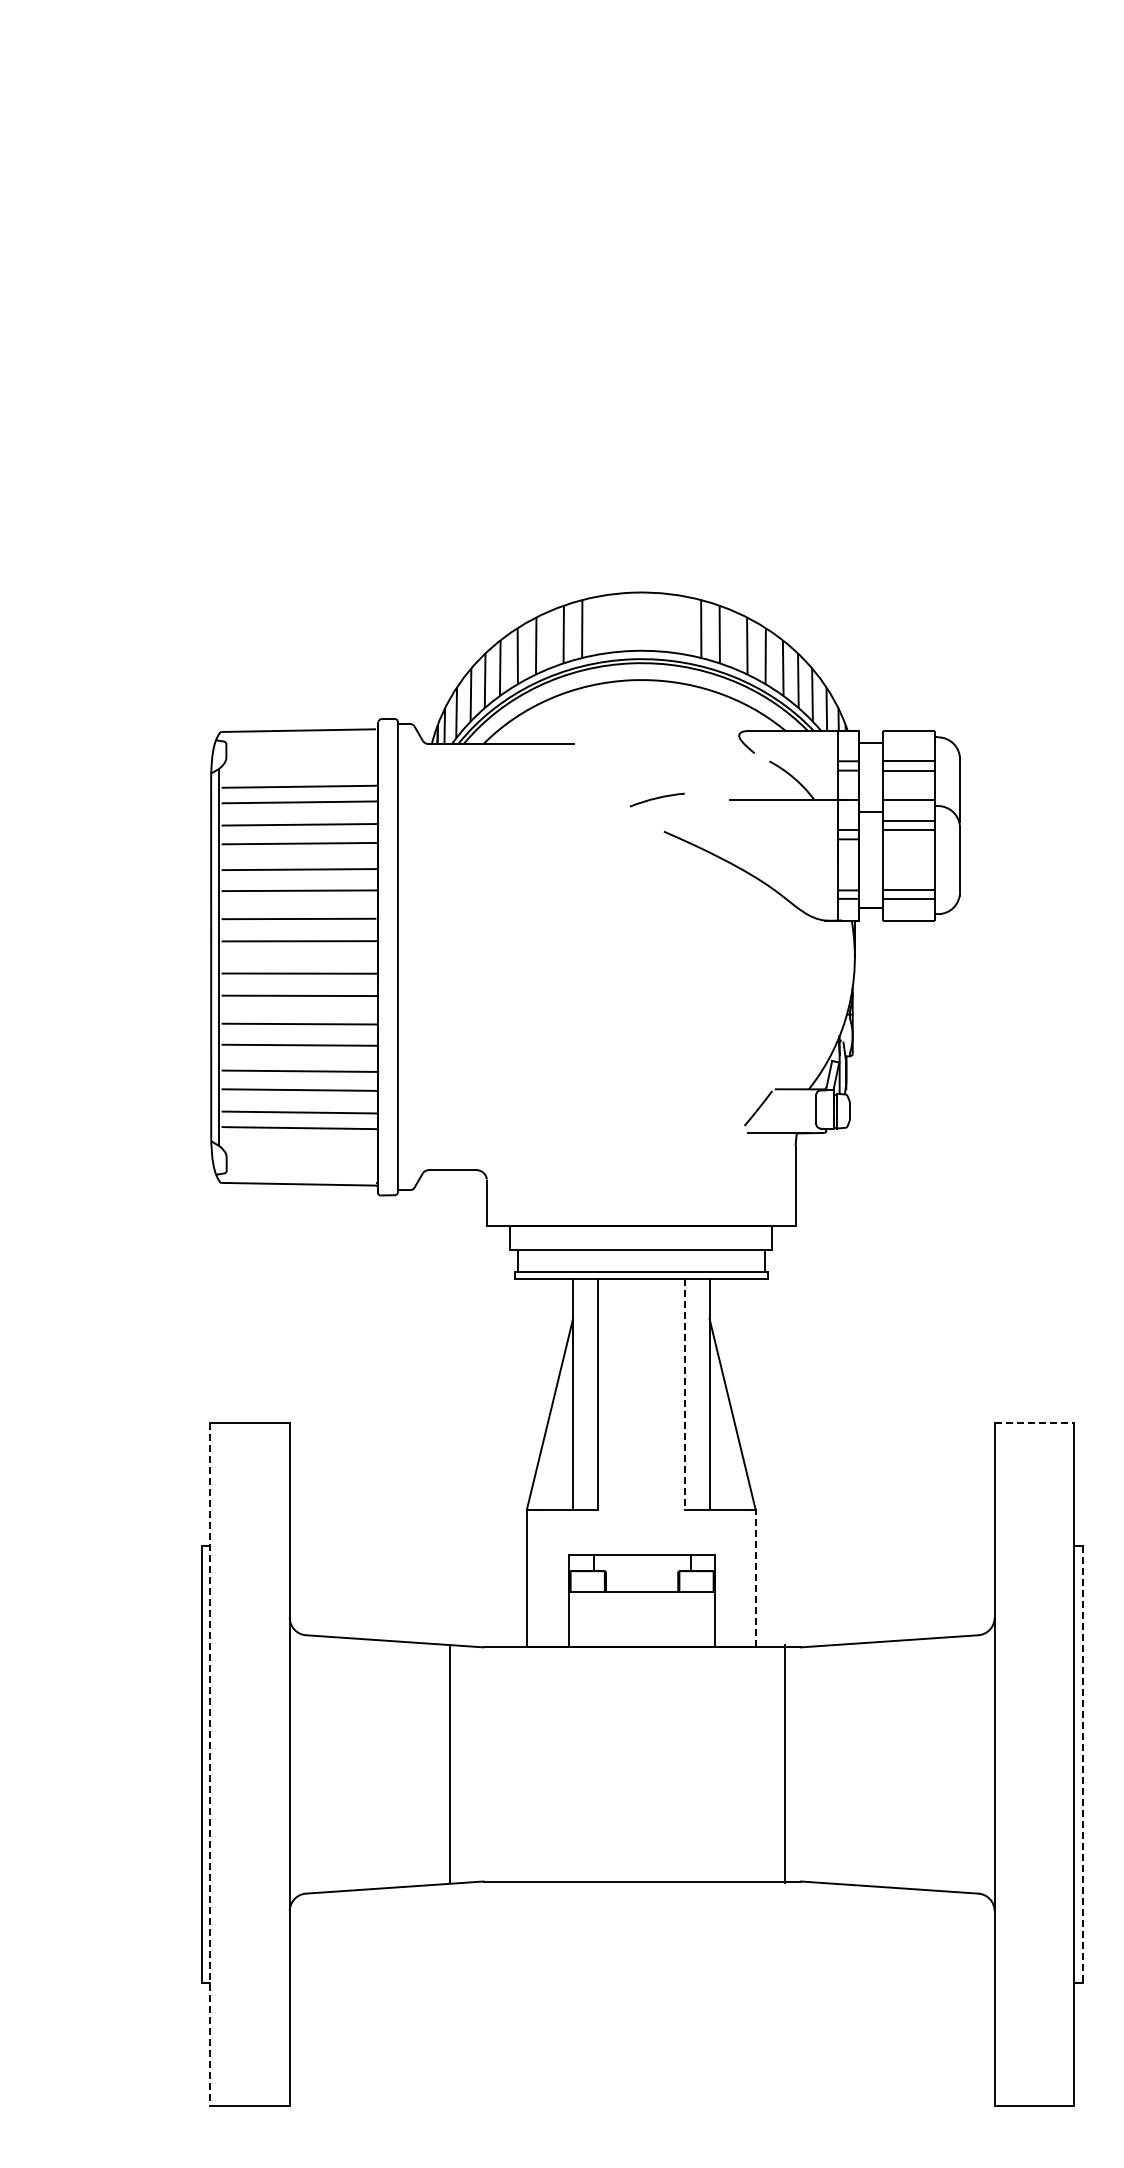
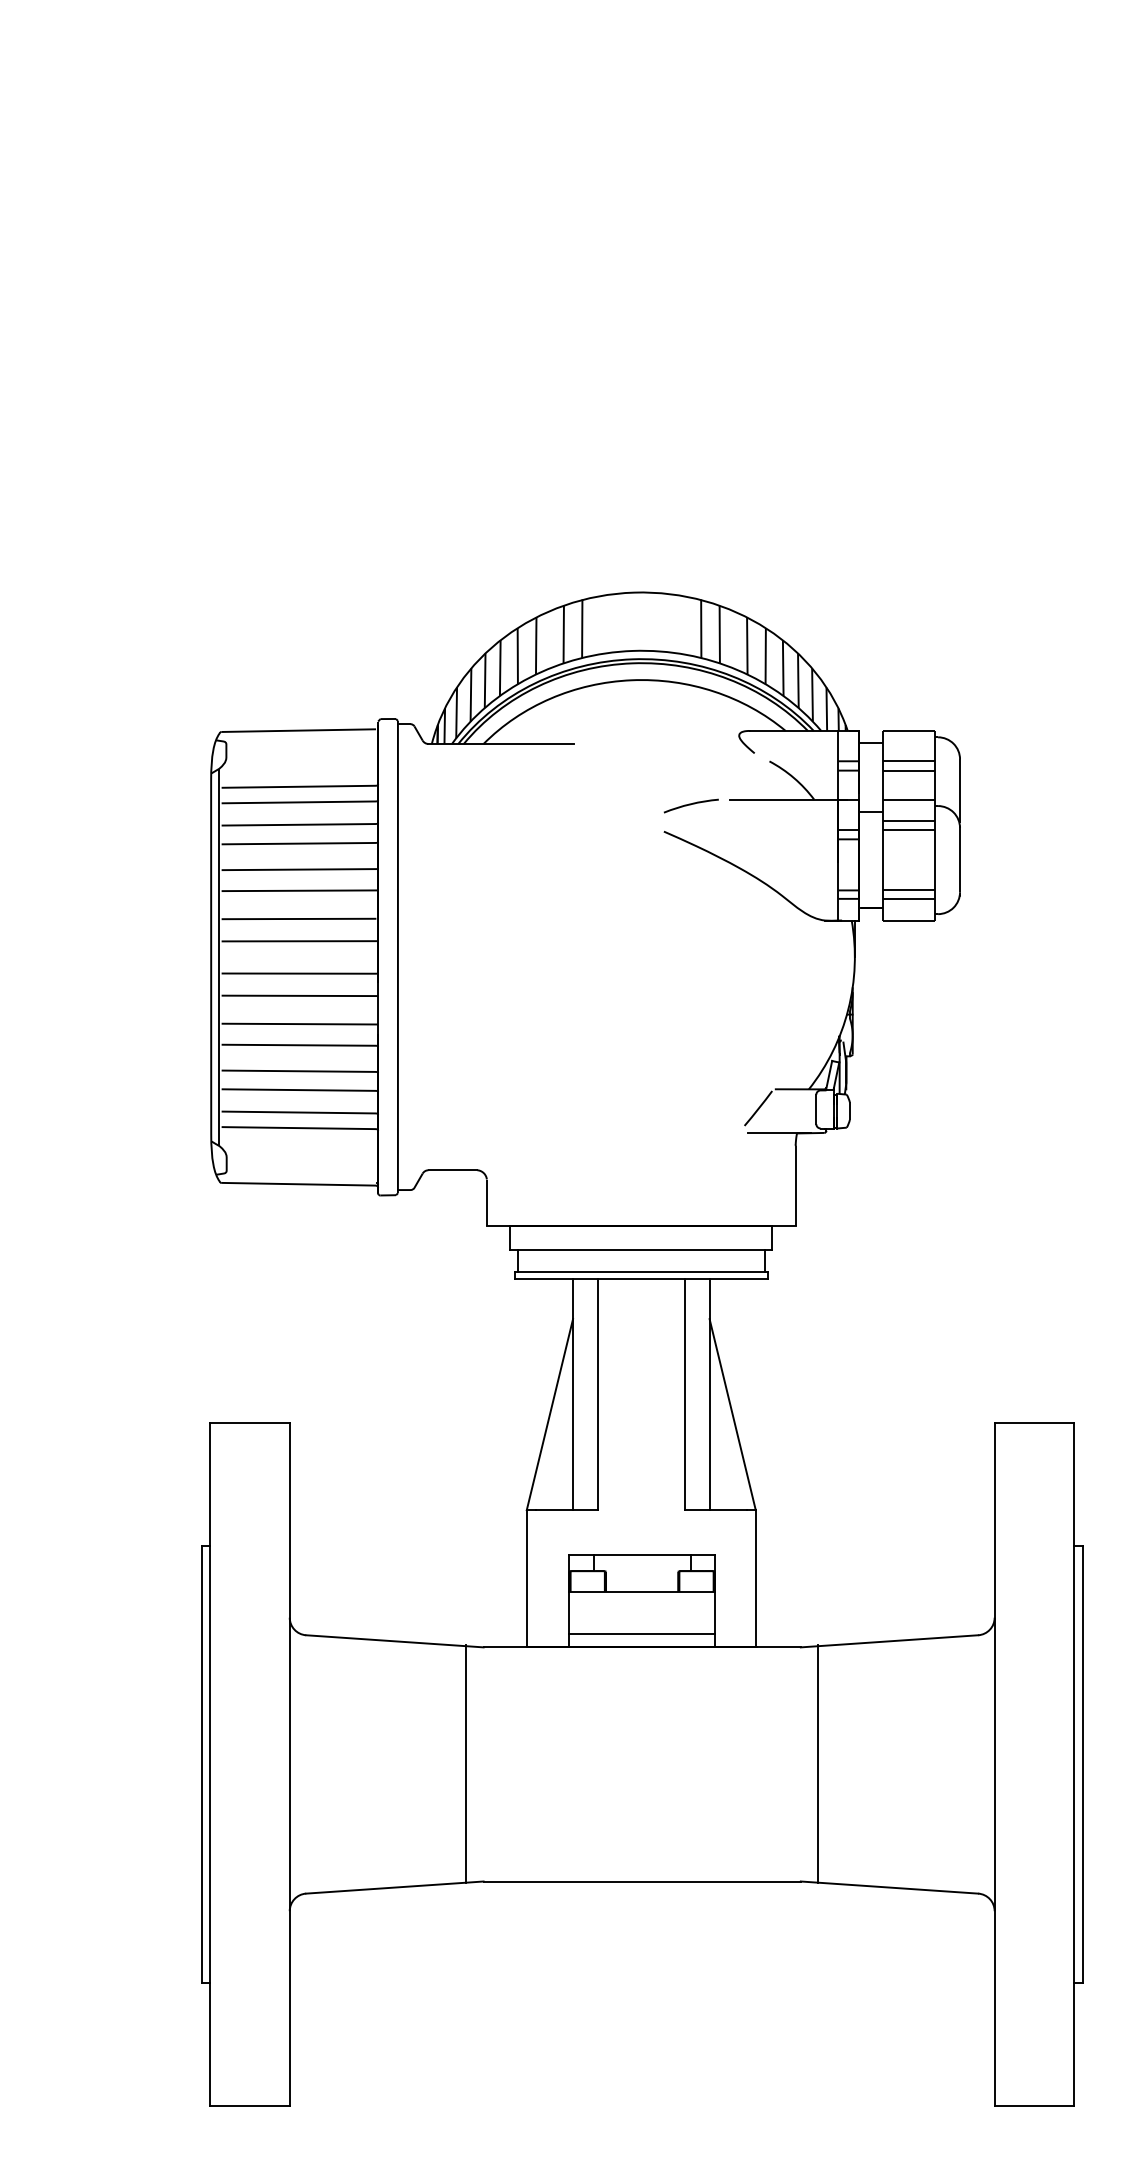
arc position: (656, 799) -> (690, 805) (690, 805)
line: dashed -> solid (684, 1395)
line: dashed -> solid (1034, 1422)
line: dashed -> solid (755, 1578)
line: none -> present (641, 1633)
line: dashed -> solid (210, 1764)
line position: (449, 1764) -> (465, 1764) (465, 1764)
line position: (785, 1764) -> (818, 1764) (818, 1764)
line: dashed -> solid (1082, 1764)
